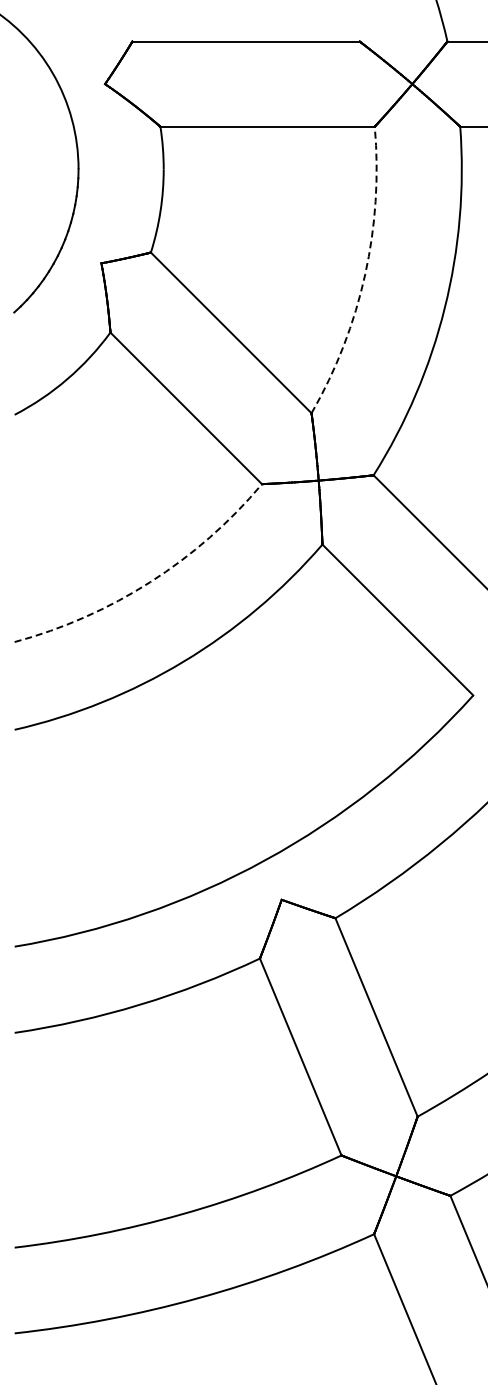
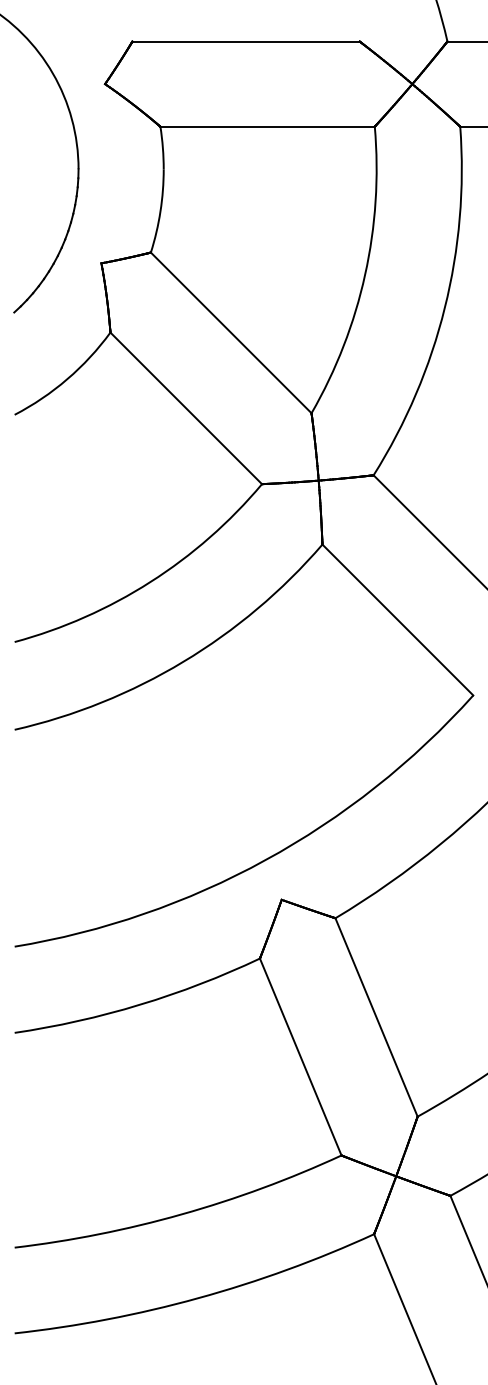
arc: dashed -> solid (365, 274)
arc: dashed -> solid (150, 582)
